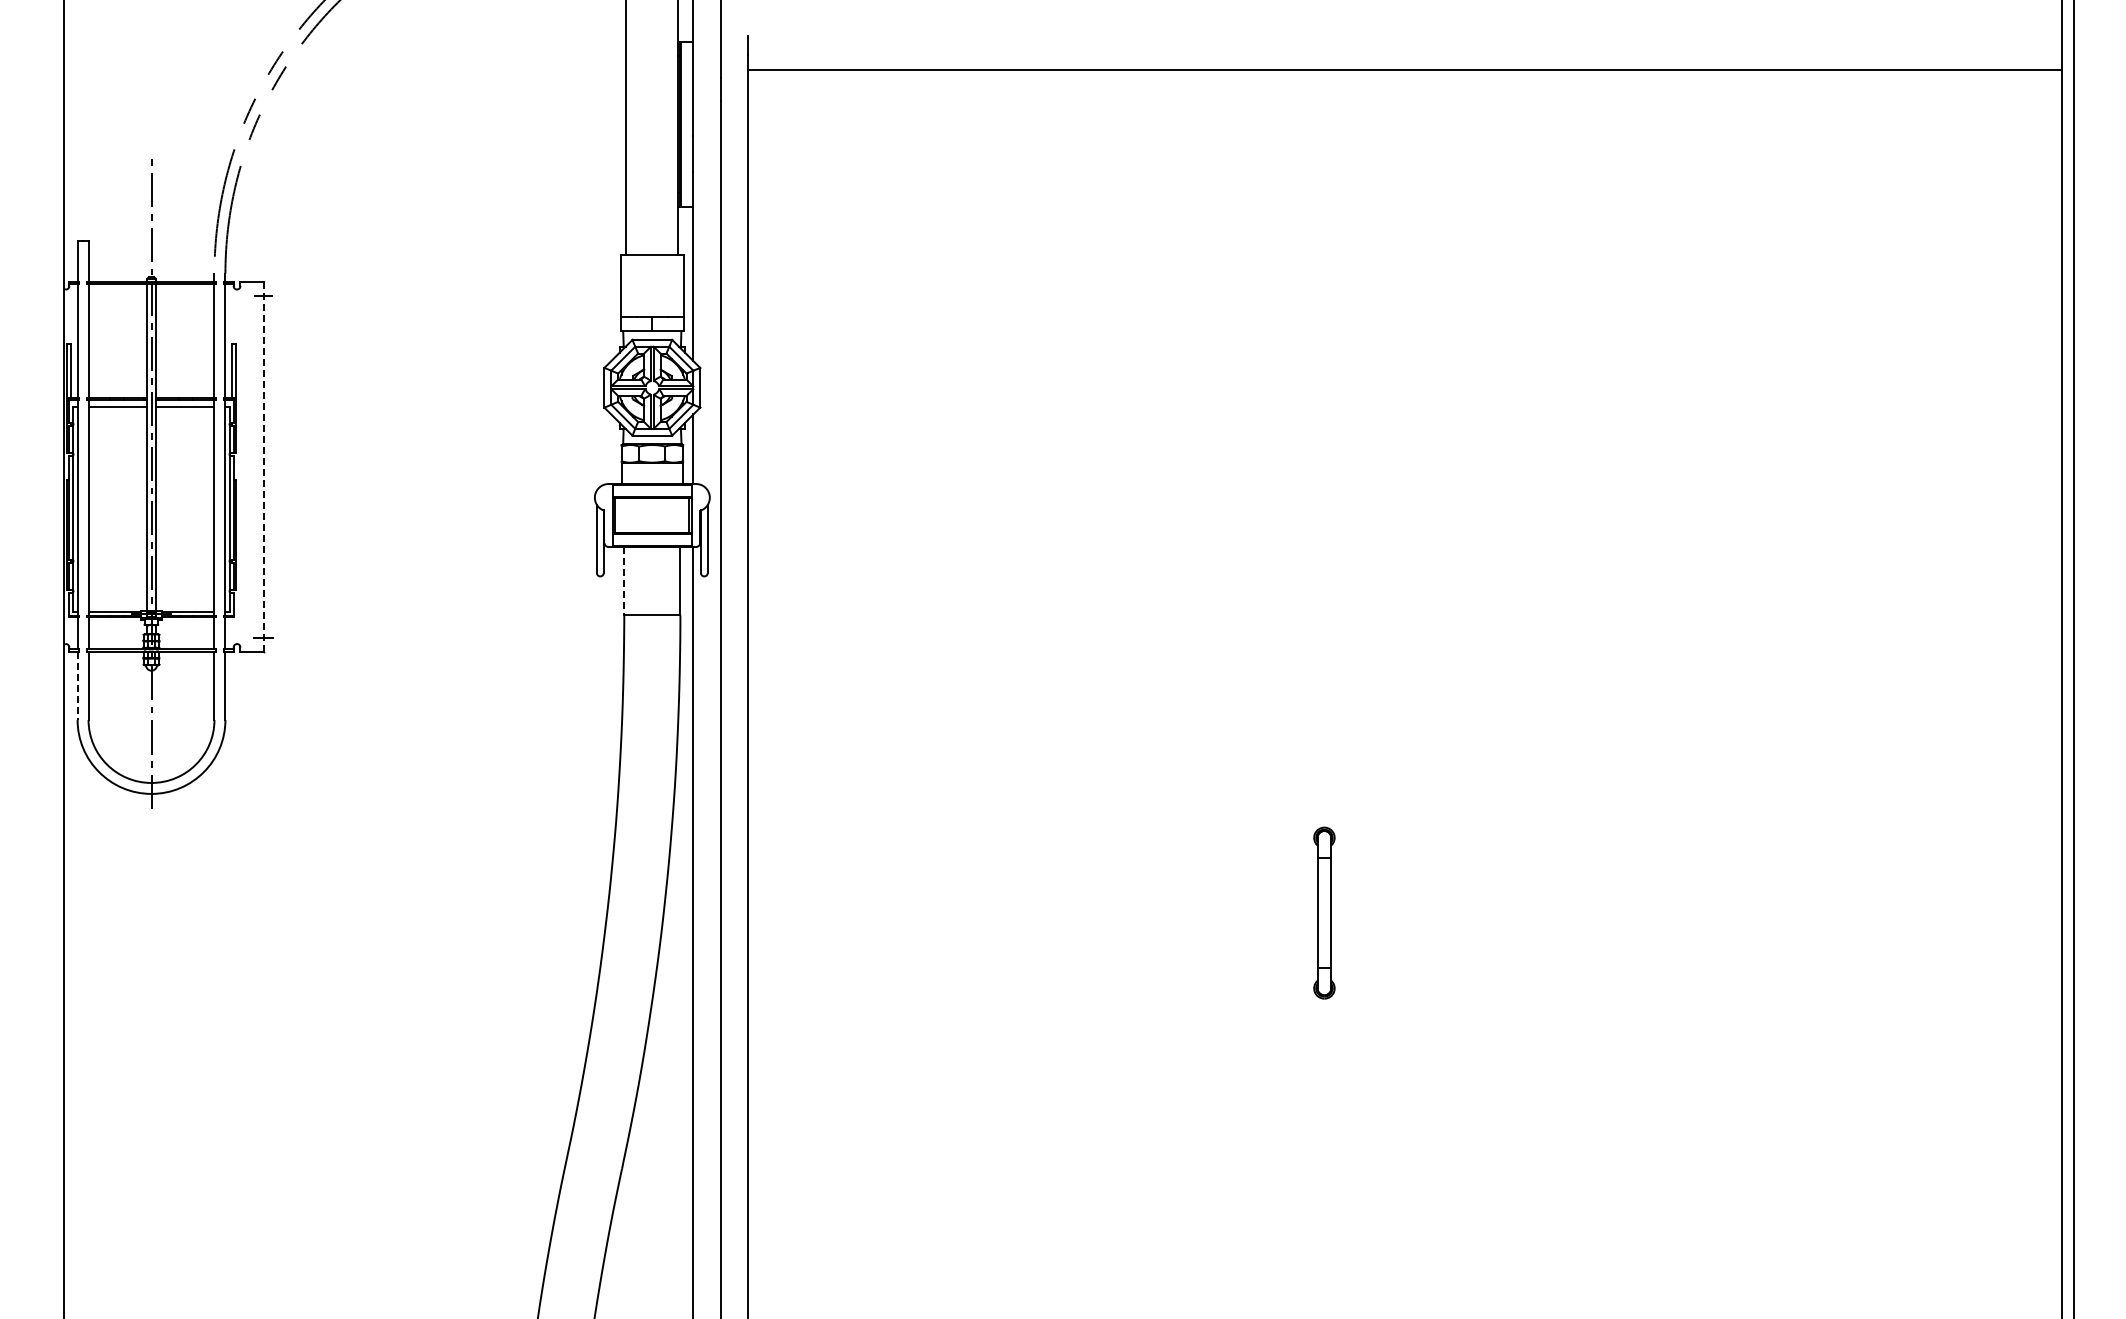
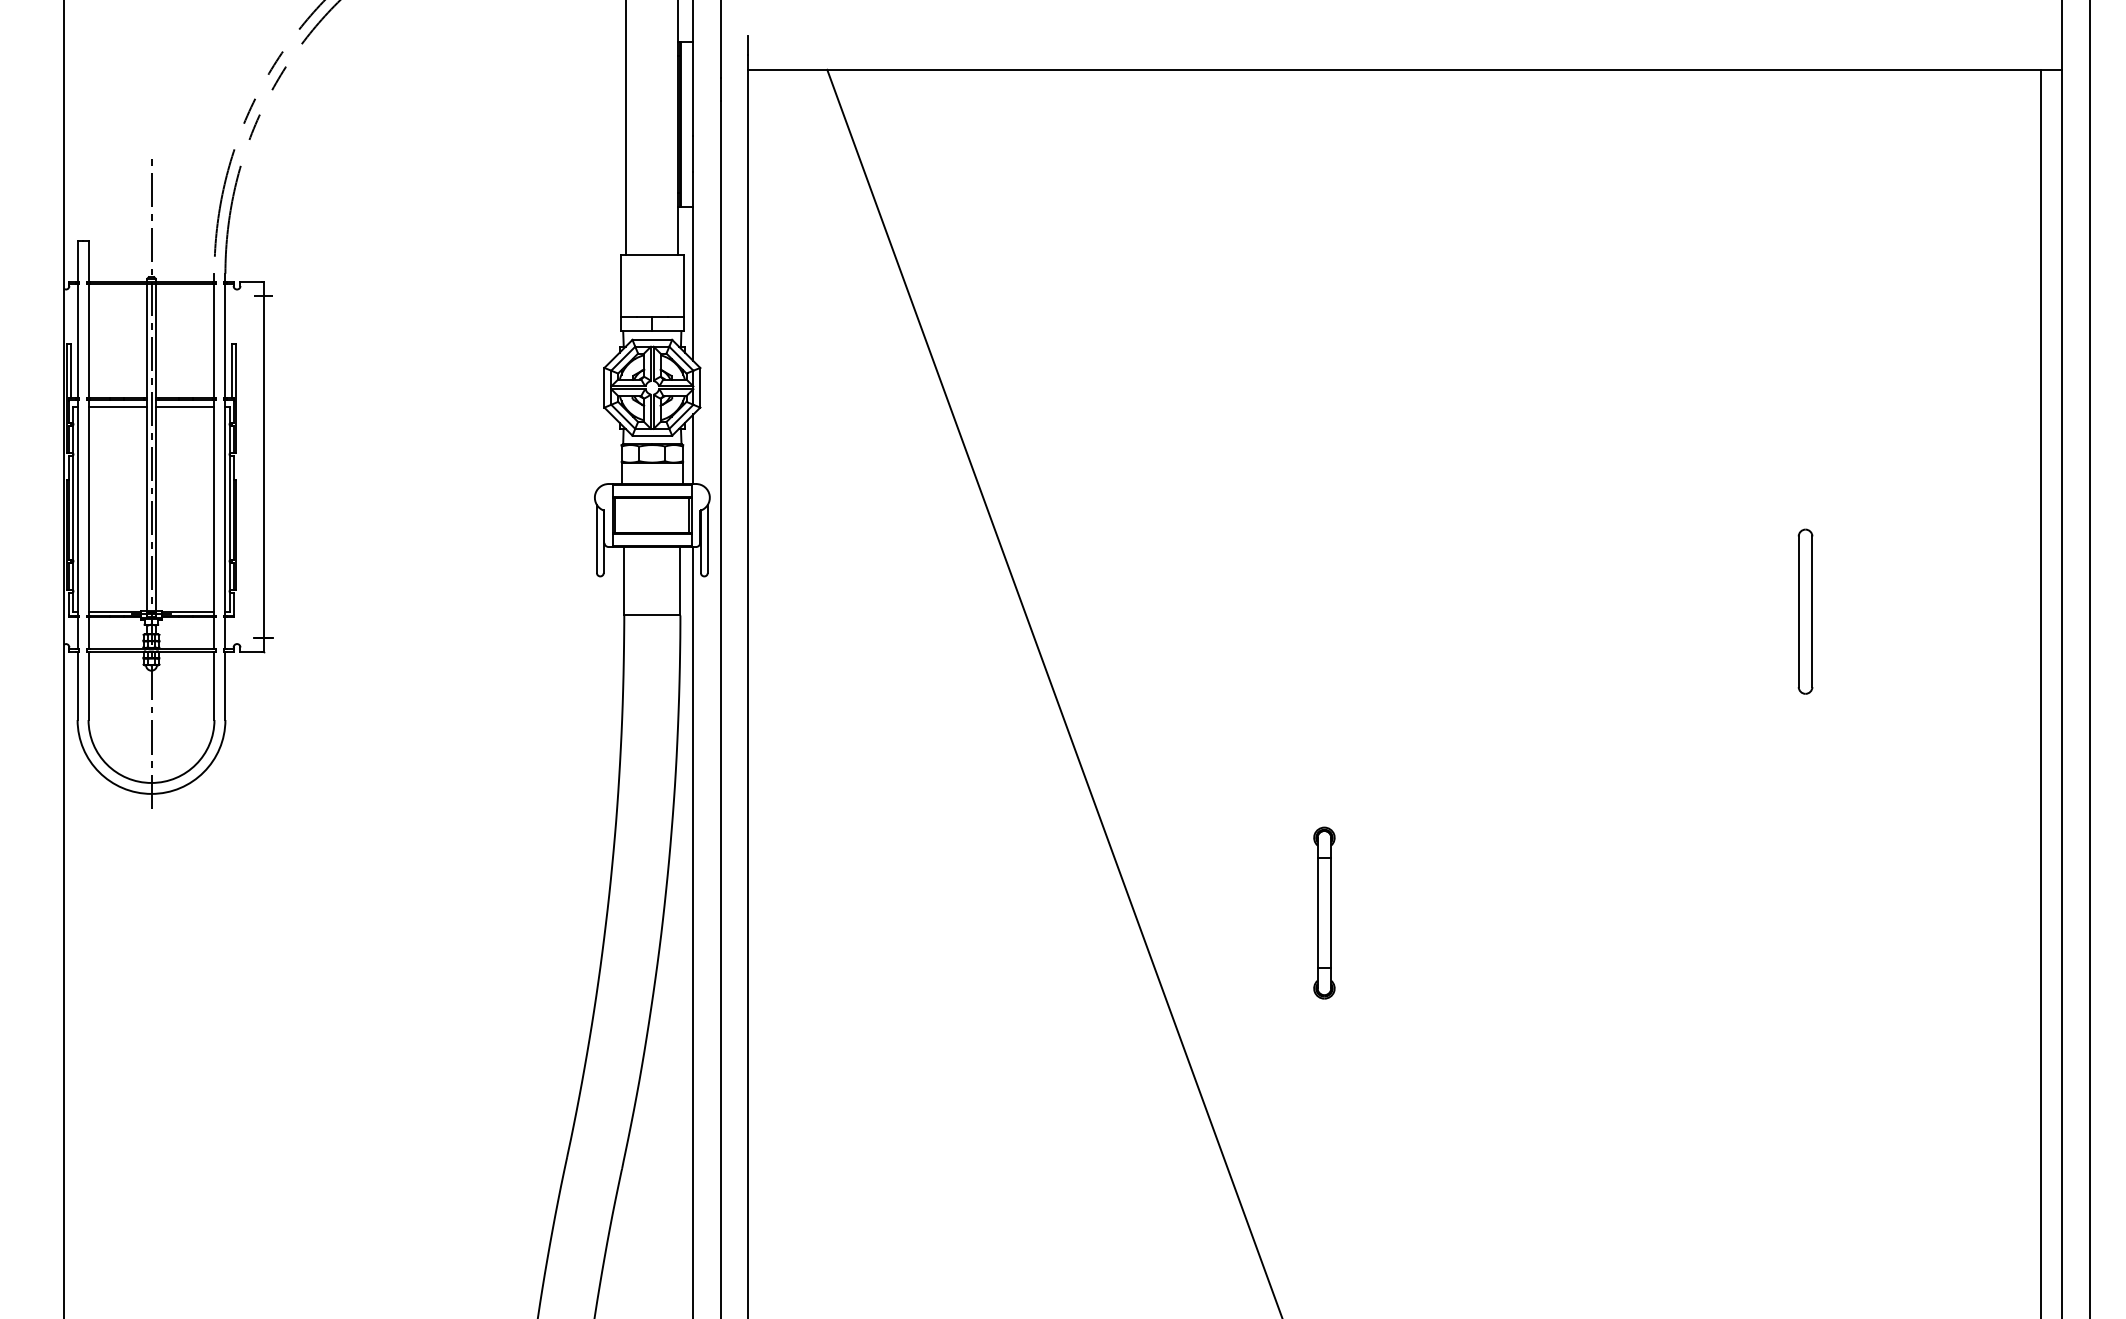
line: dashed -> solid (264, 466)
line: dashed -> solid (624, 581)
part: none -> present (1805, 611)
line position: (2073, 658) -> (2089, 658) (2089, 658)
line: dashed -> solid (77, 686)
line: none -> present (1054, 692)
line: none -> present (2041, 692)
